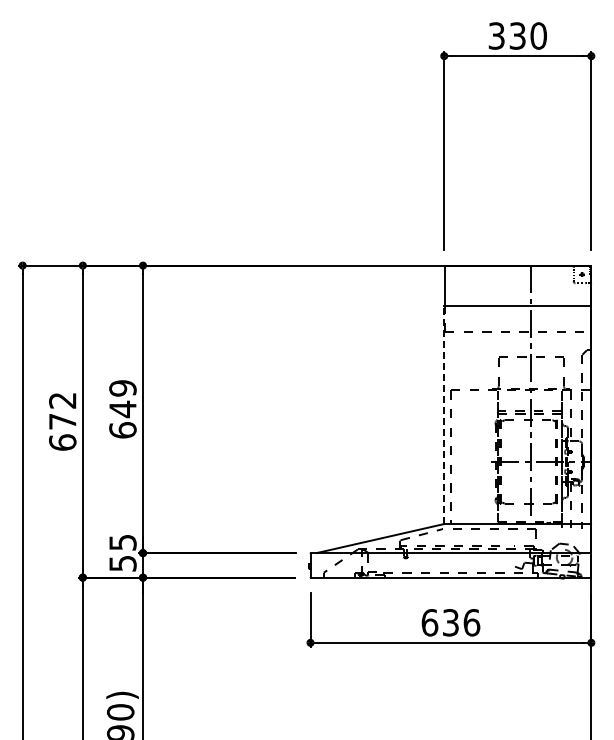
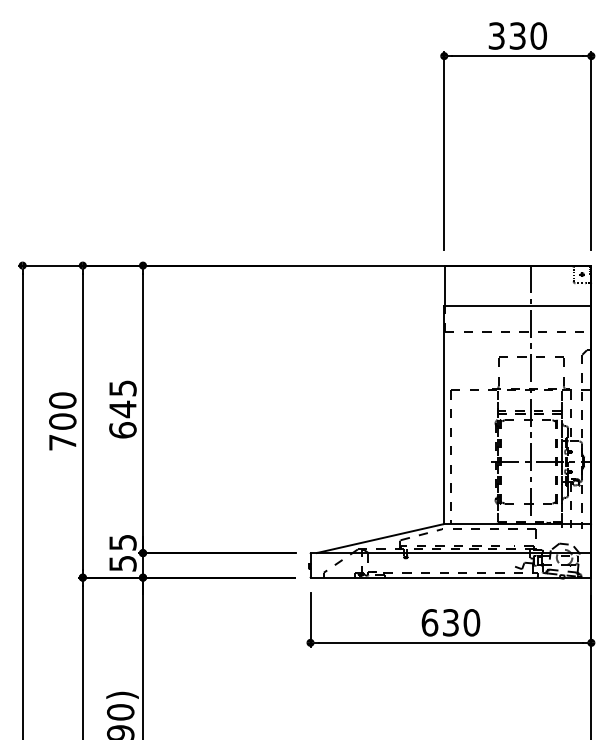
text: 649 -> 645 (122, 388)
line: dashed -> solid (444, 414)
text: 672 -> 700 (62, 421)
text: 636 -> 630 (471, 622)
